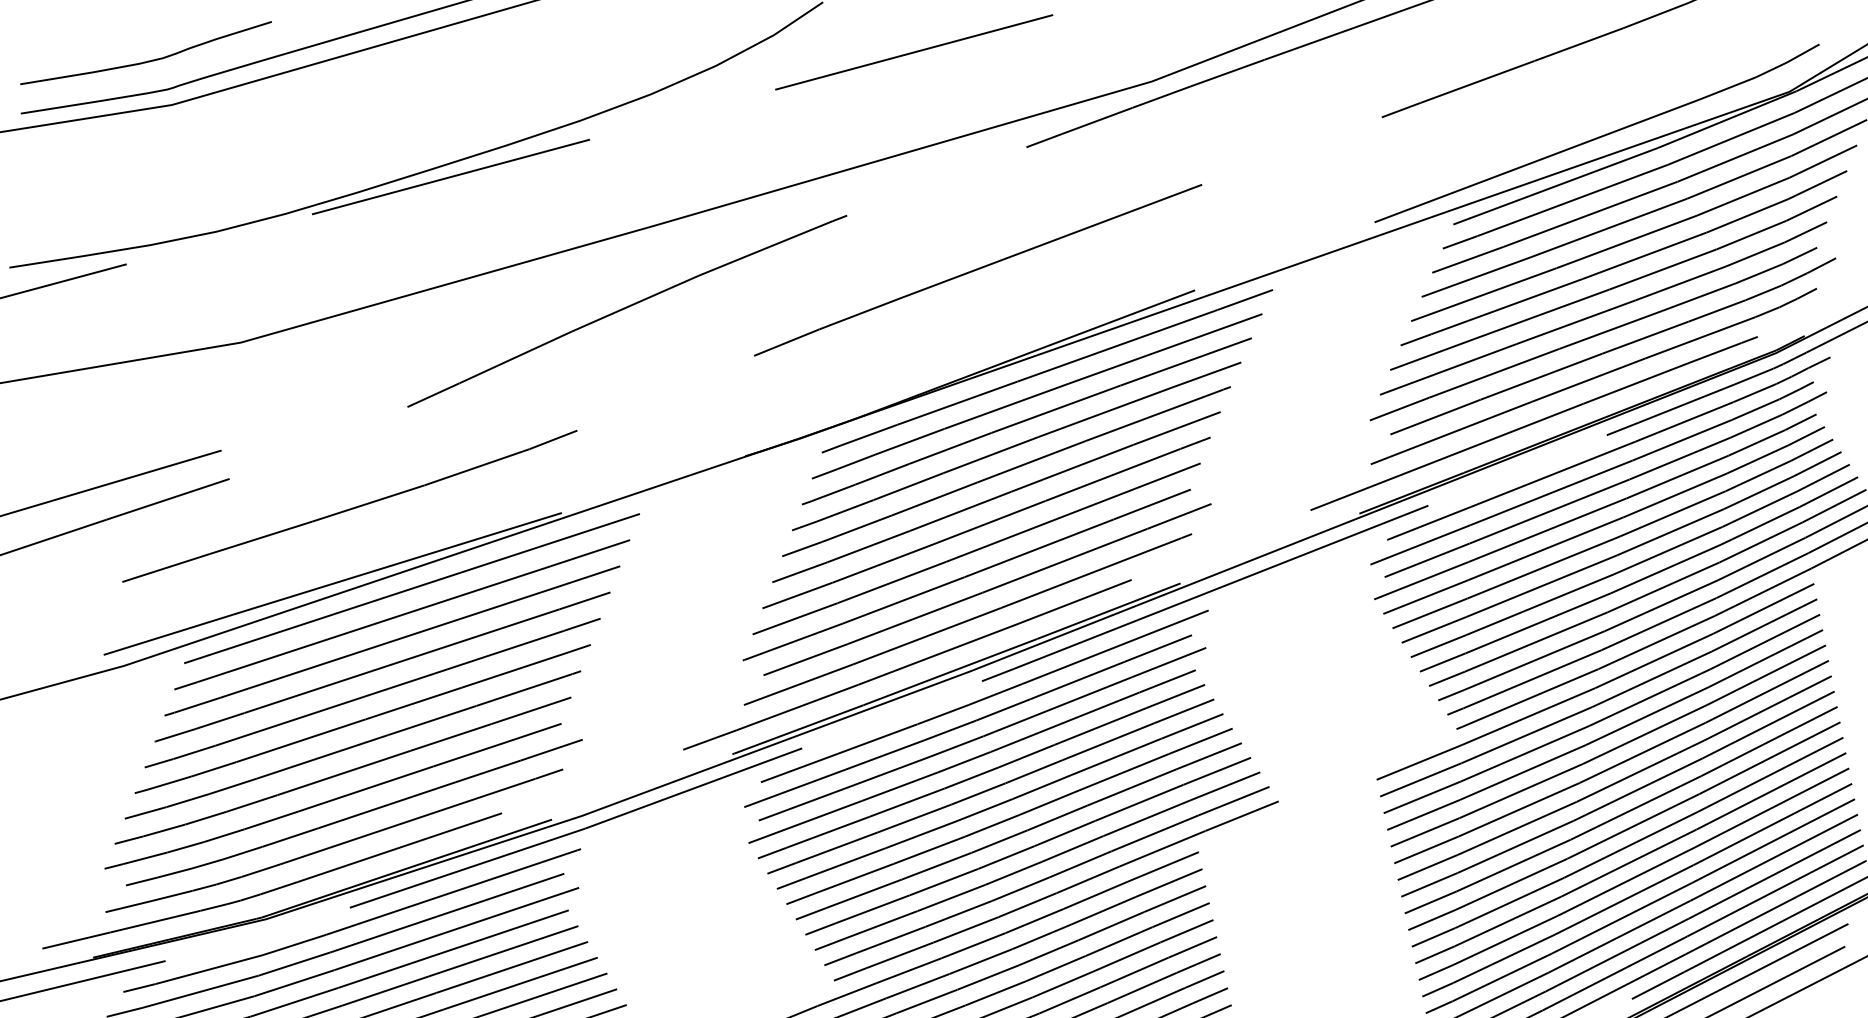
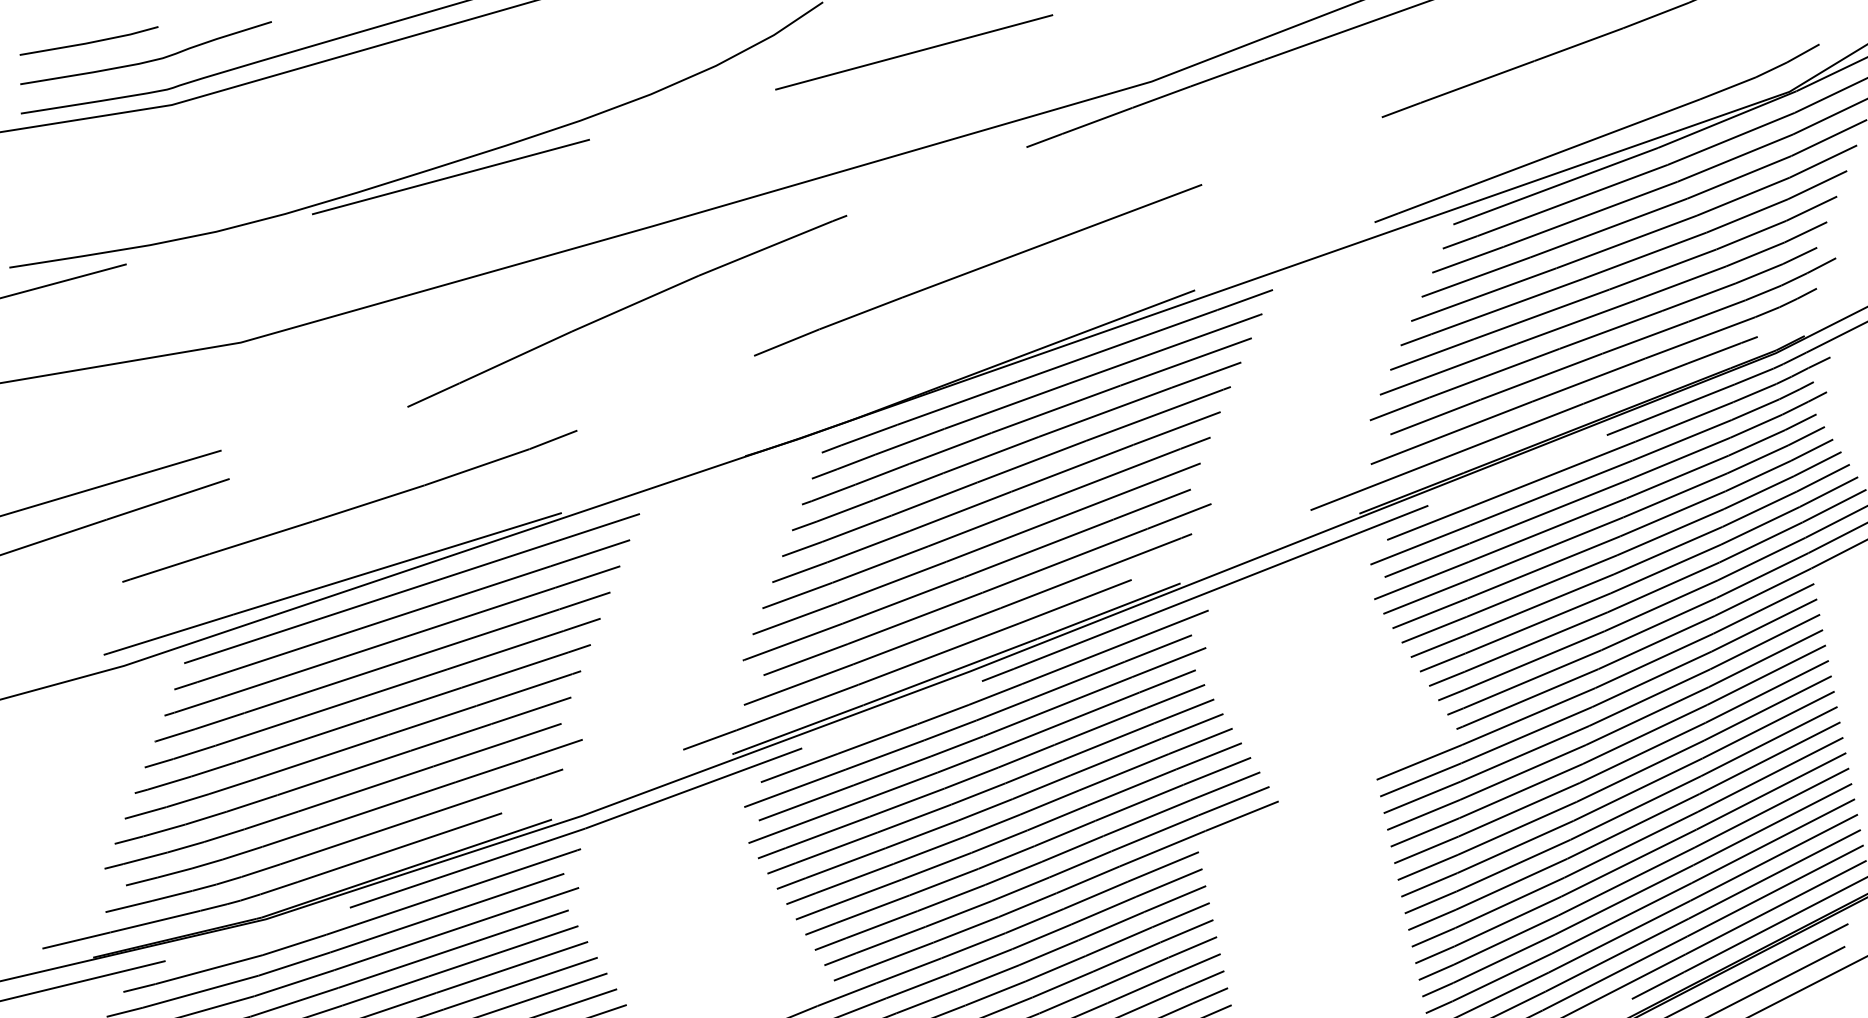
line: none -> present (88, 42)
